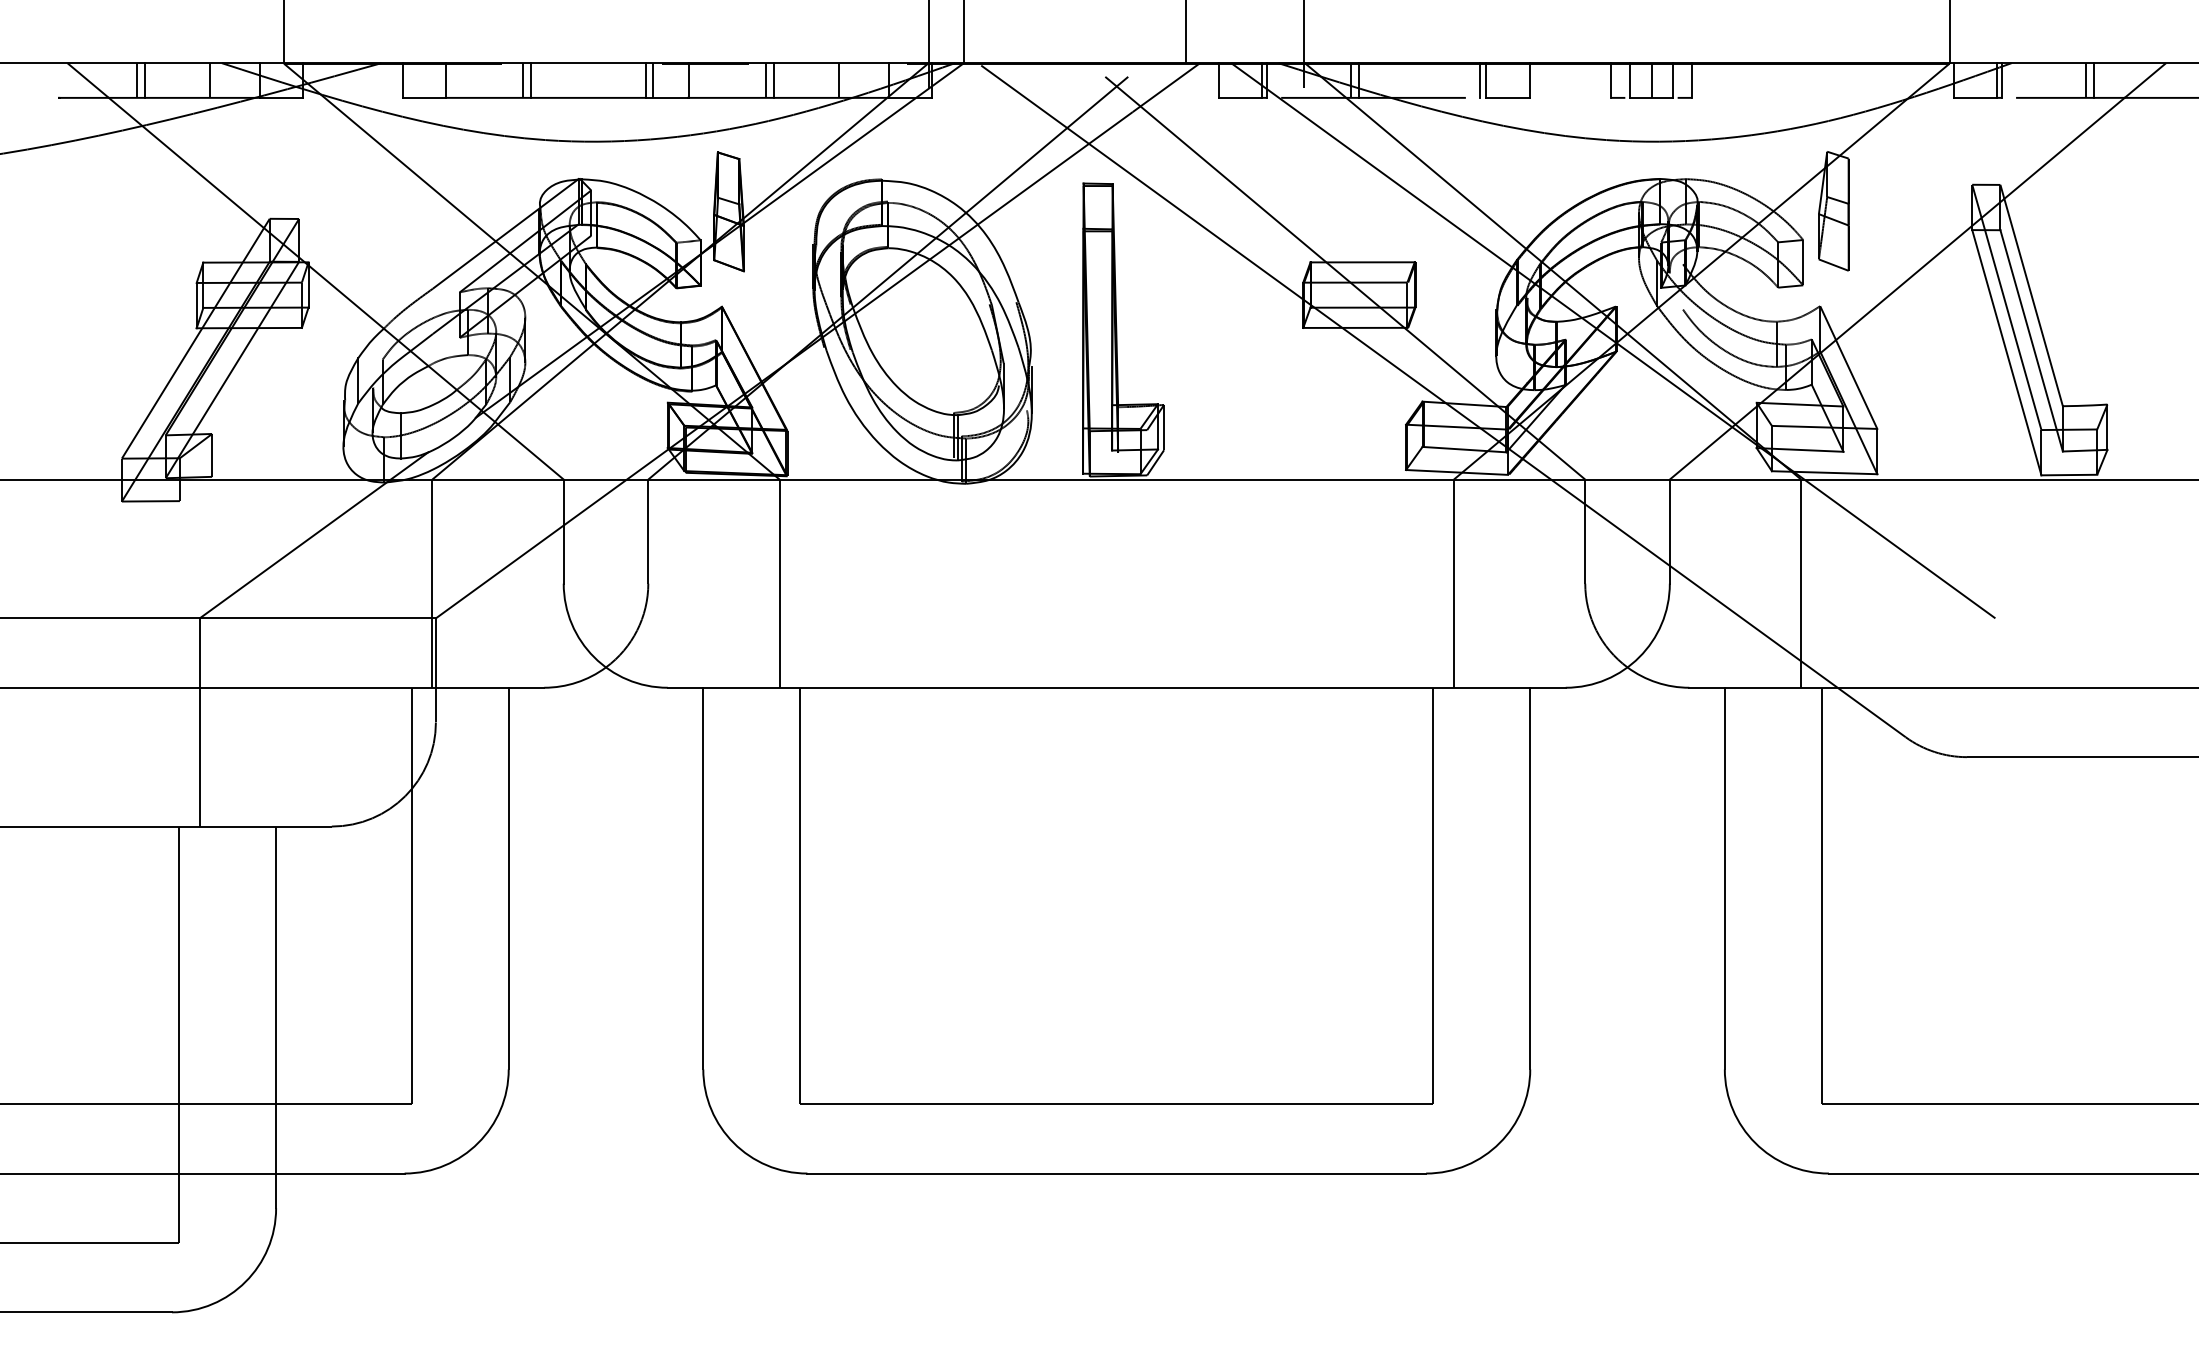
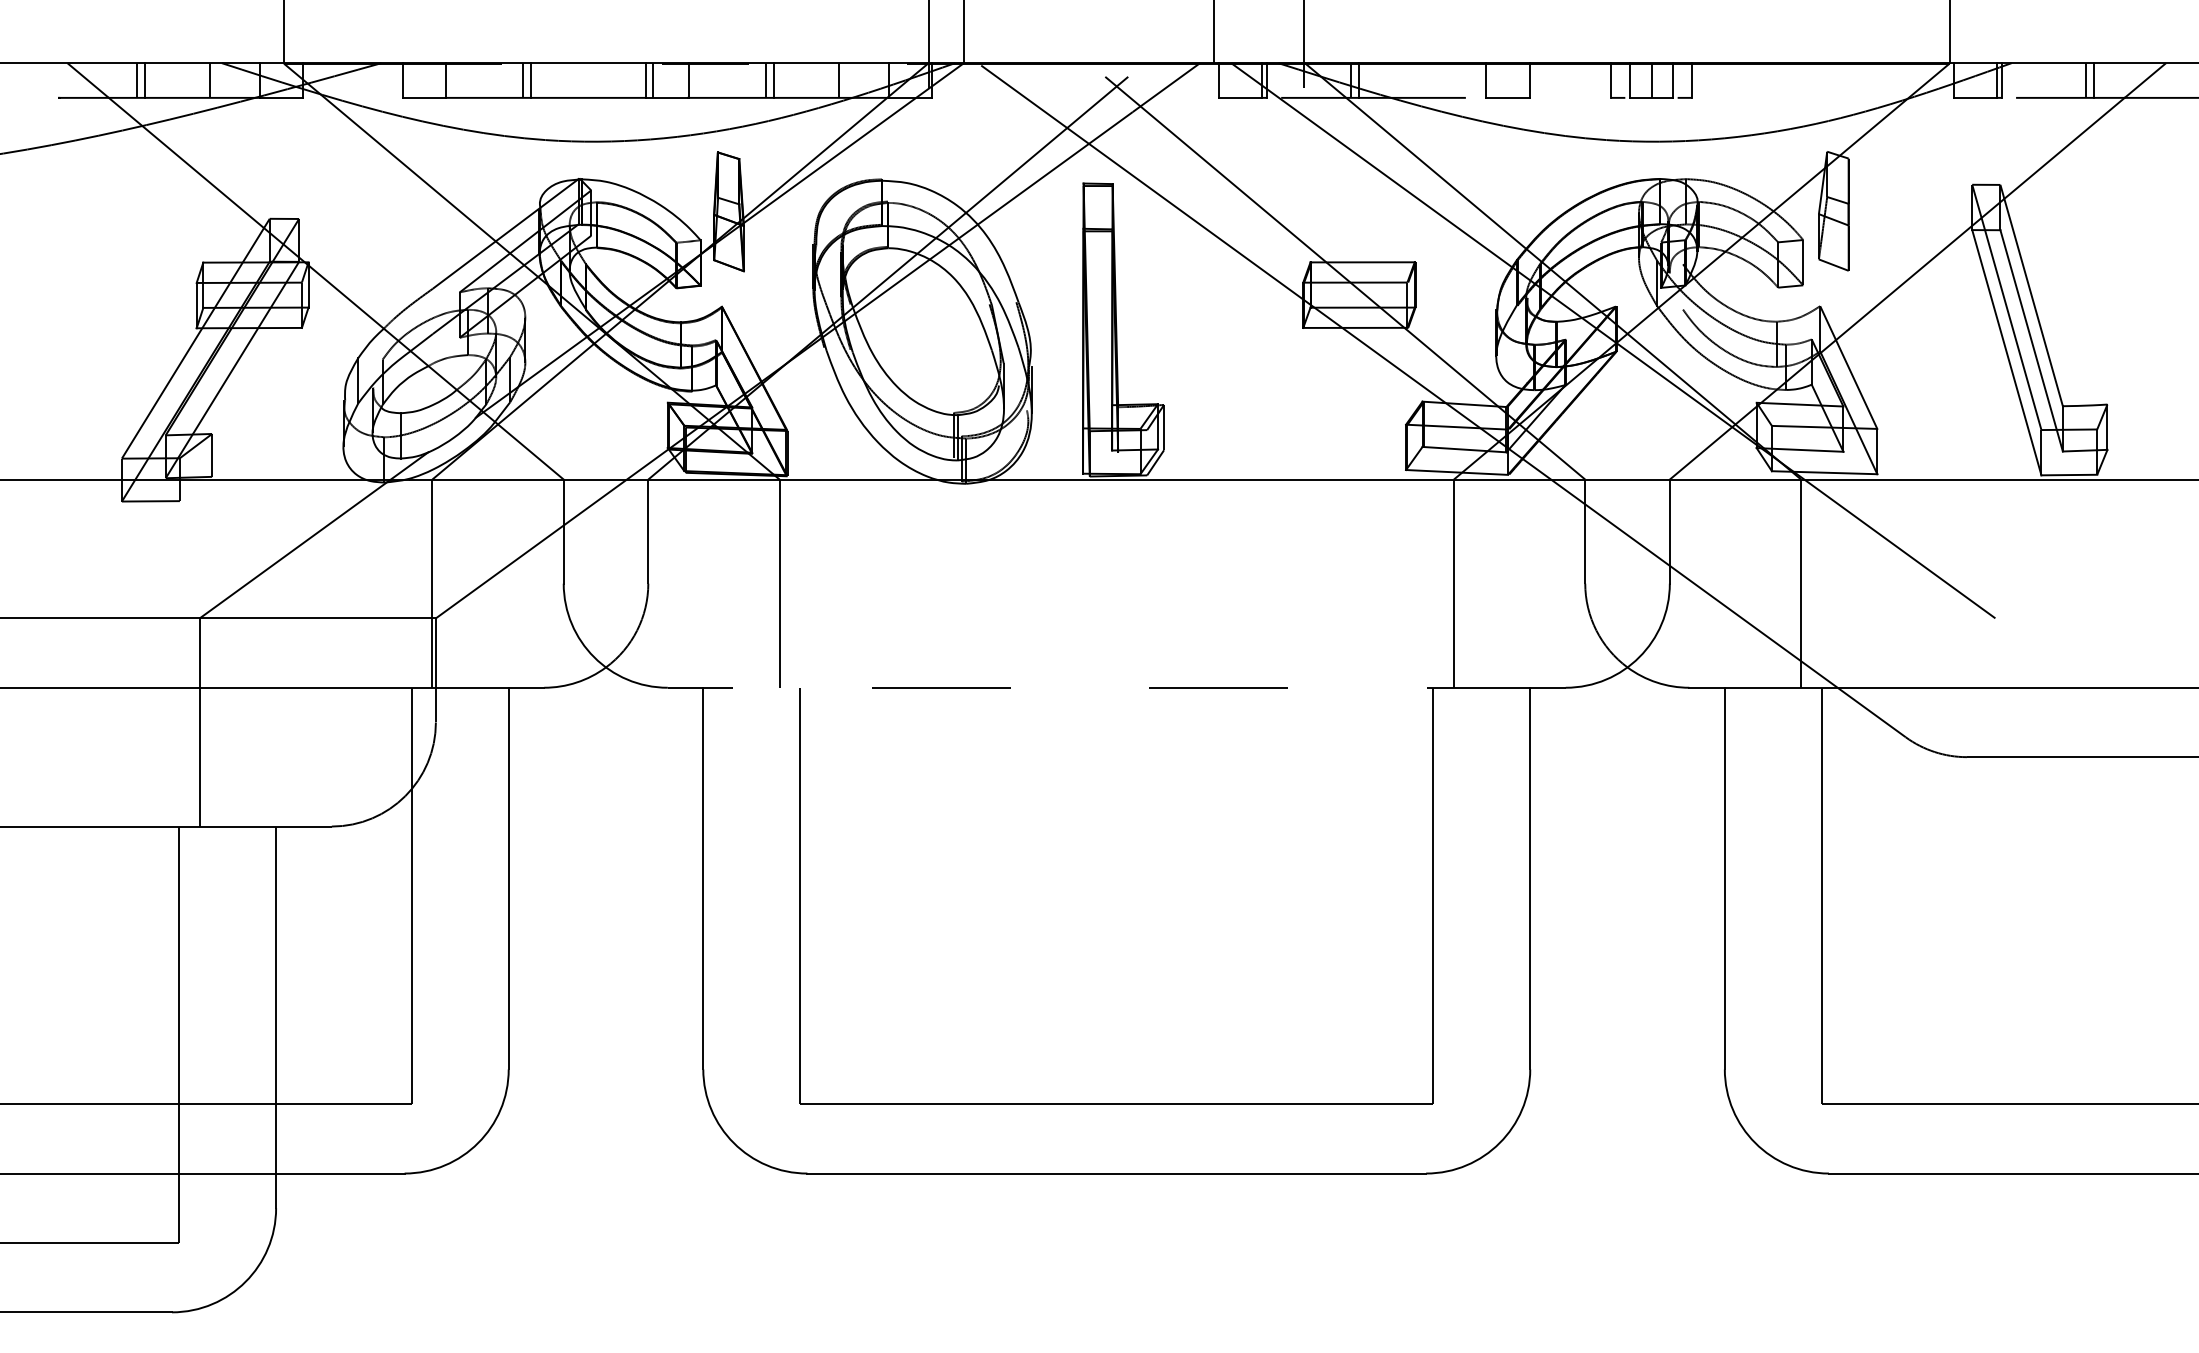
line position: (1186, 32) -> (1214, 32) (1214, 32)
line: present -> none (1479, 80)
line: solid -> dashed (1116, 687)
